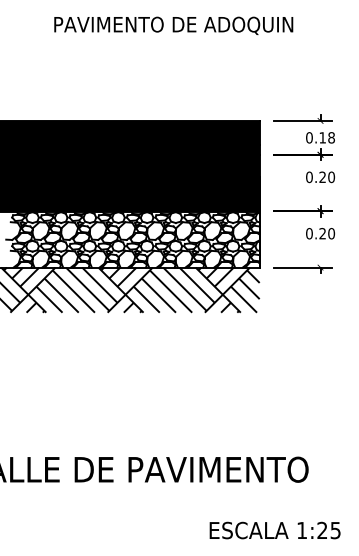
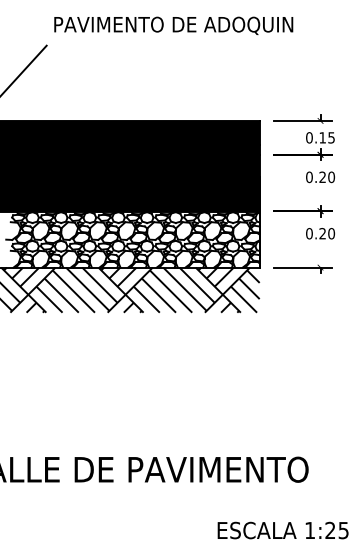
line: none -> present (24, 69)
text: 0.18 -> 0.15 (331, 137)
text position: (274, 530) -> (282, 530) (282, 530)
